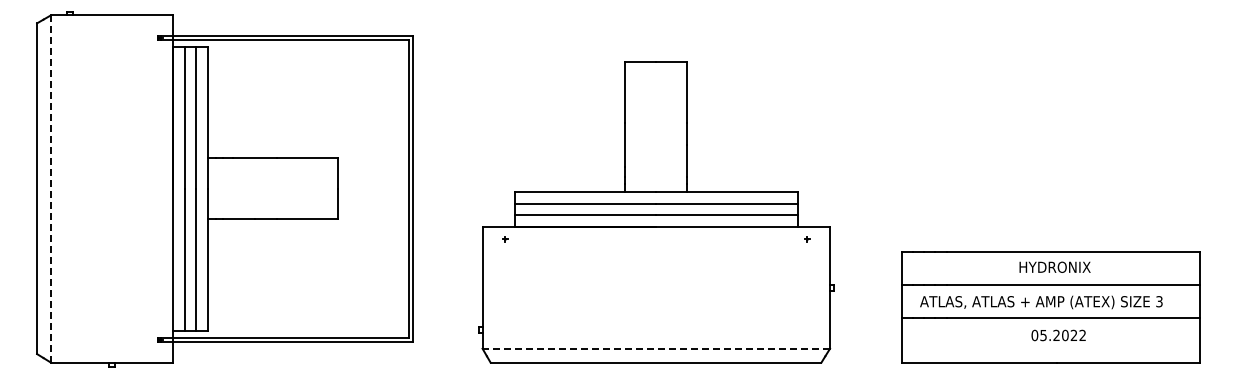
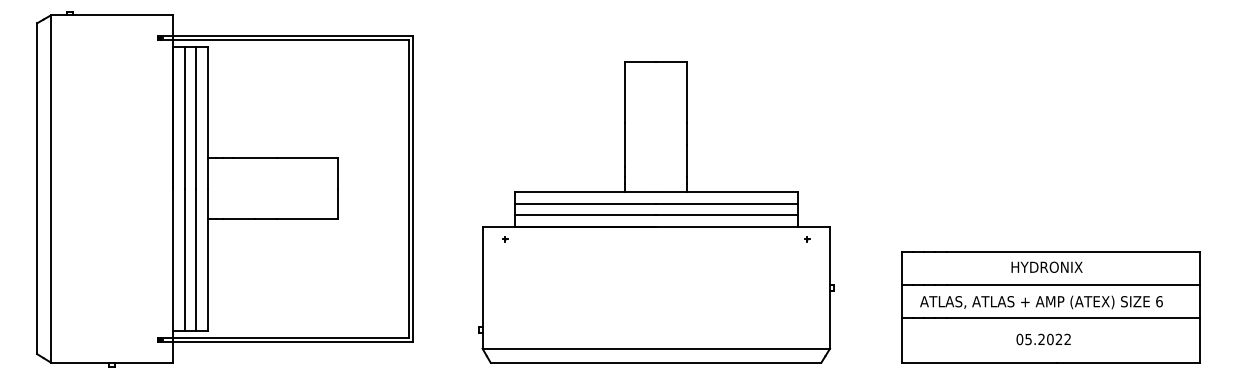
line: dashed -> solid (51, 189)
text position: (1054, 266) -> (1046, 266) (1046, 266)
text: 3 -> 6 (1159, 301)
text position: (1058, 335) -> (1043, 339) (1043, 339)
line: dashed -> solid (656, 348)
